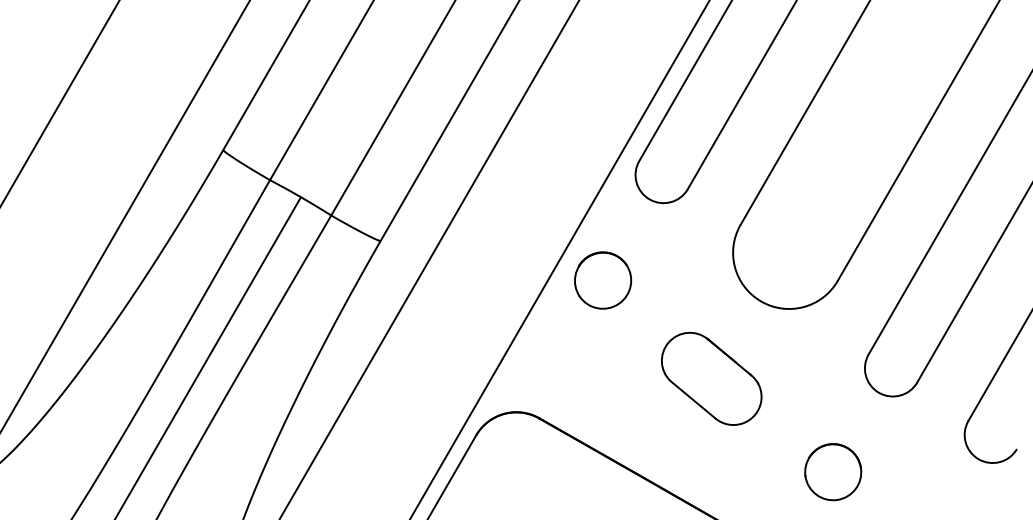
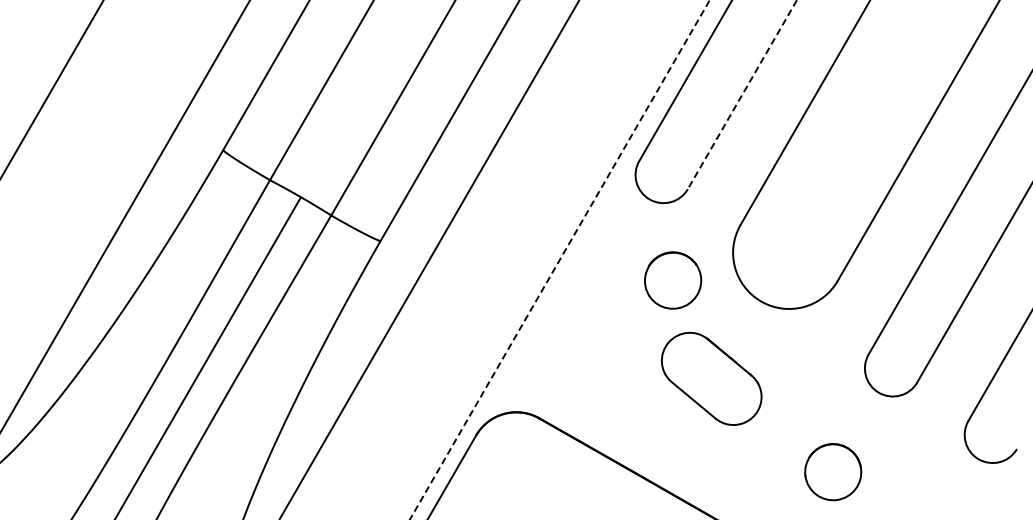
line: solid -> dashed (742, 94)
line position: (60, 102) -> (52, 89) (52, 89)
line: solid -> dashed (559, 260)
part position: (603, 280) -> (673, 280) (673, 280)
